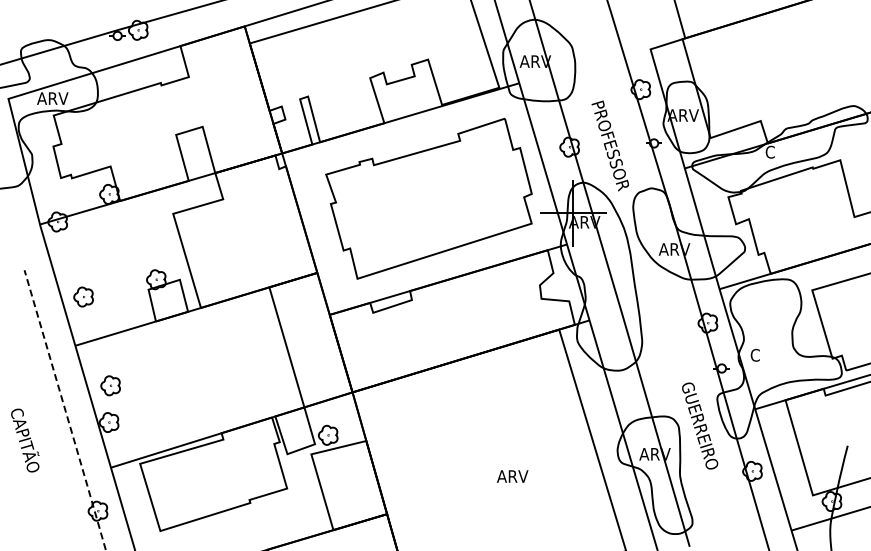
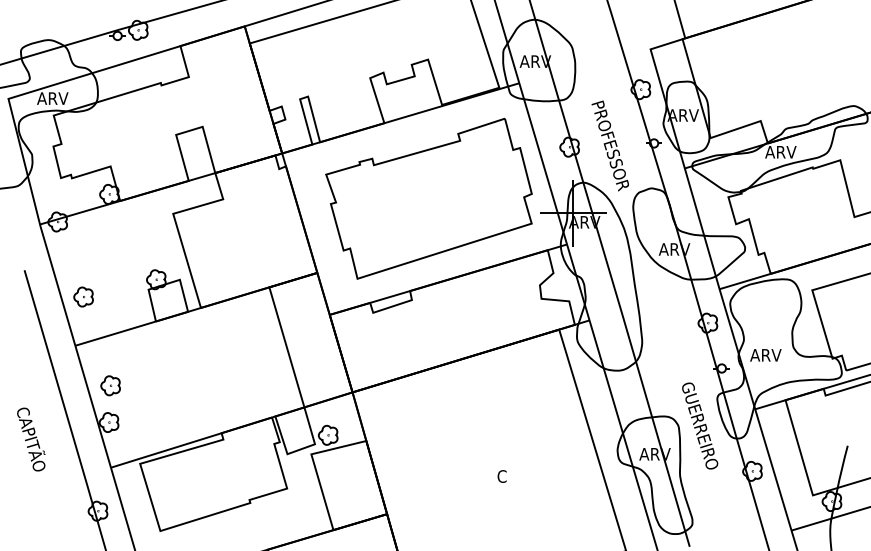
text: C -> ARV (780, 151)
text: C -> ARV (765, 354)
line: dashed -> solid (65, 410)
text position: (25, 440) -> (31, 439) (31, 439)
text: ARV -> C (512, 476)
